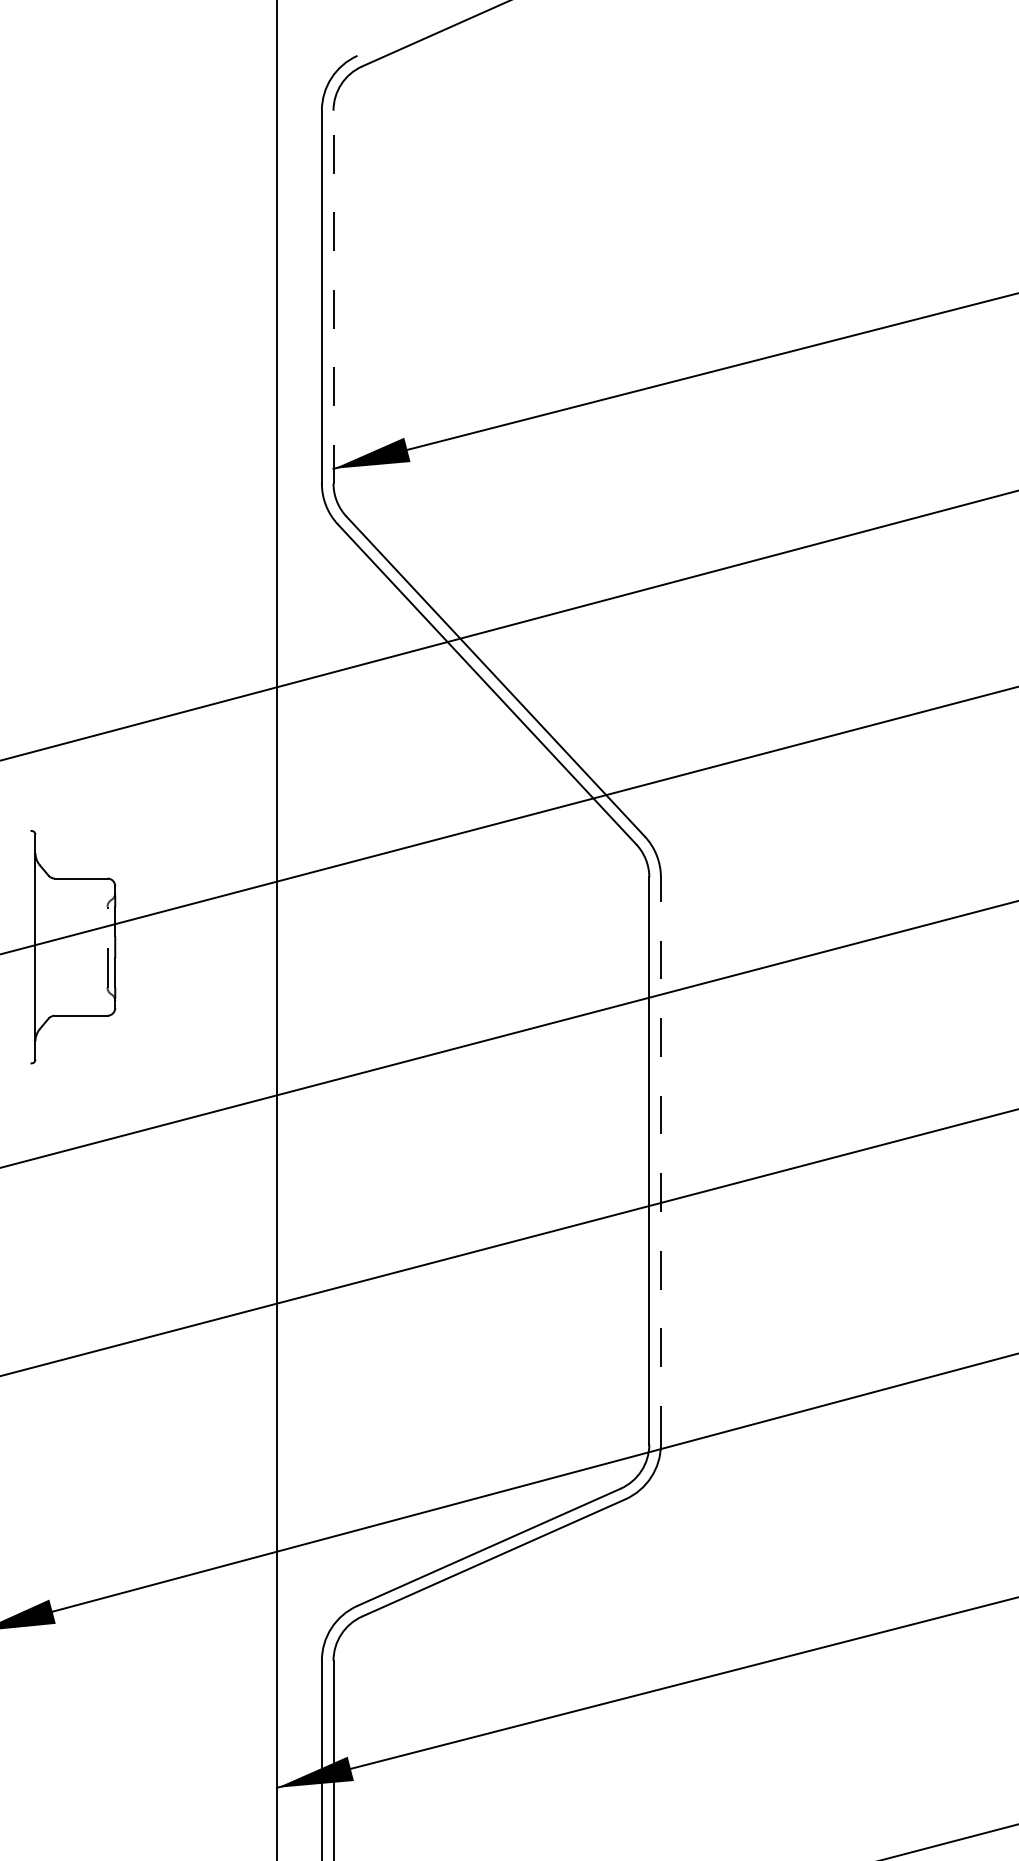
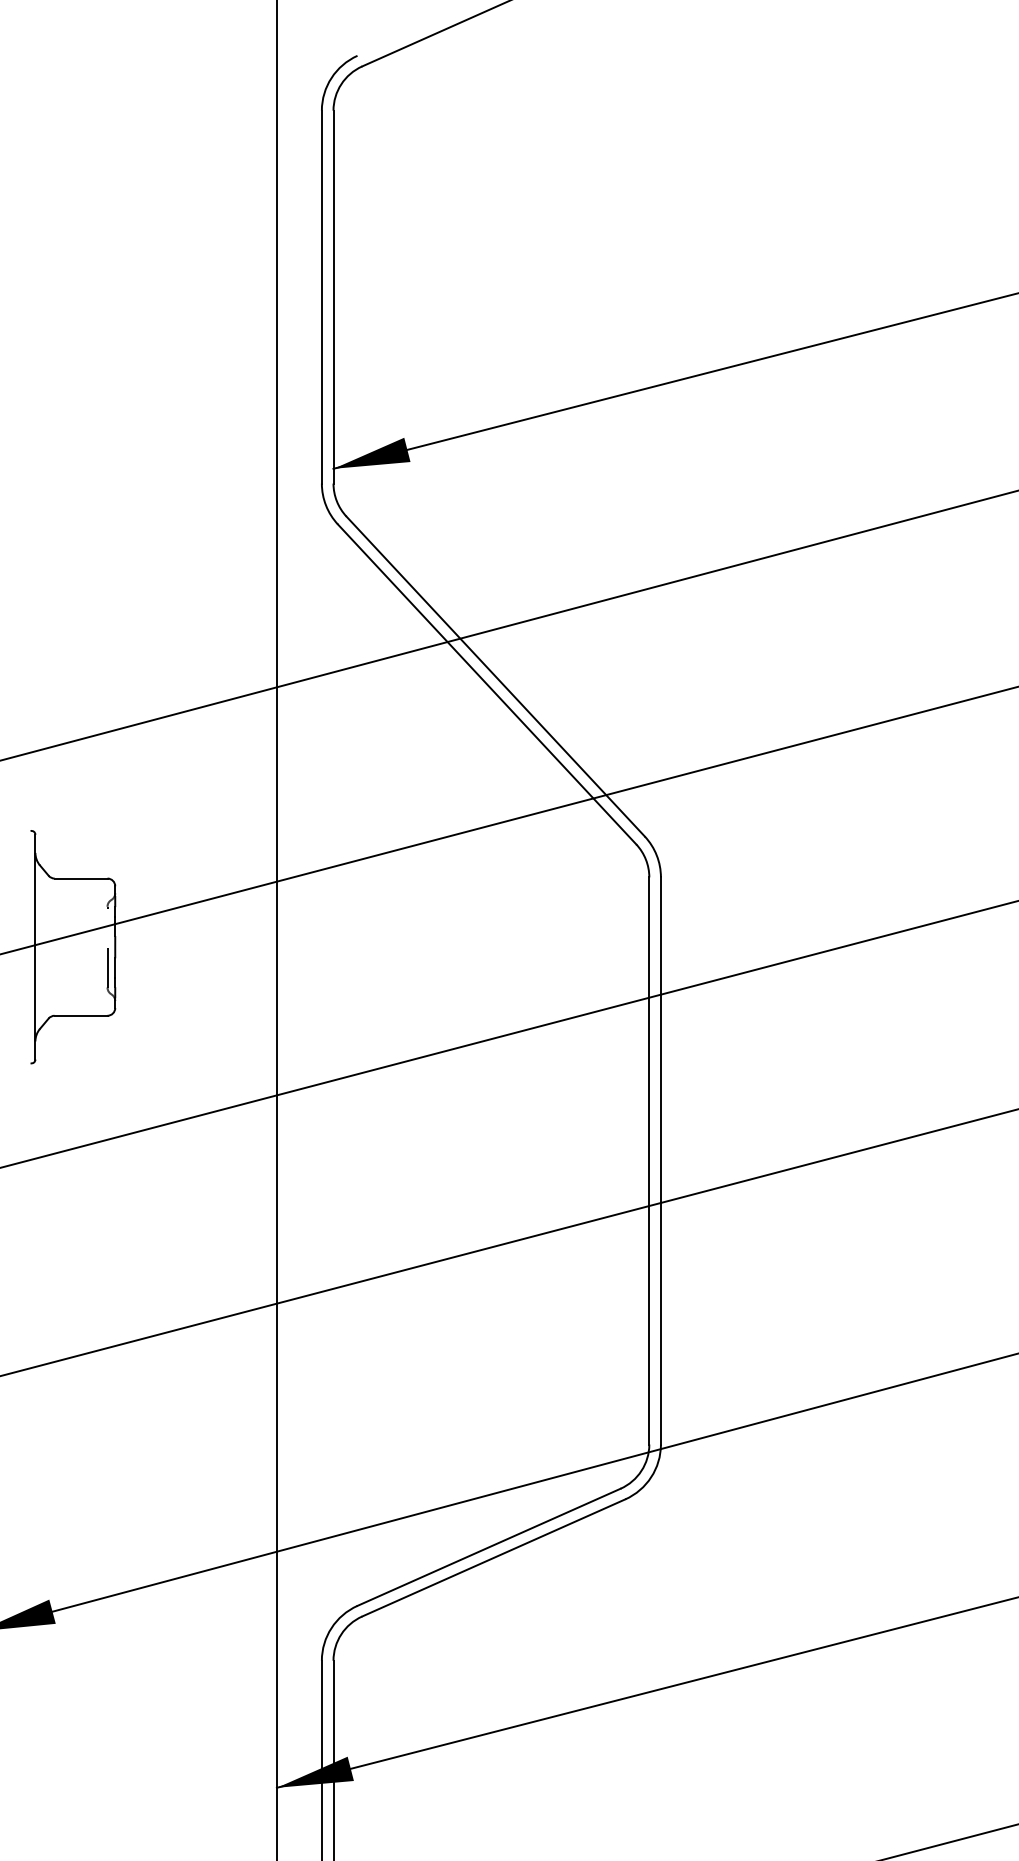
line: dashed -> solid (333, 296)
line: dashed -> solid (660, 1160)
